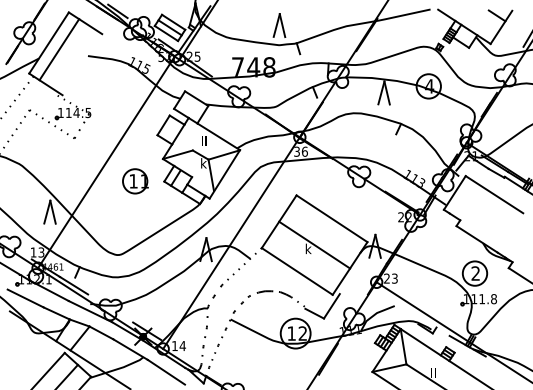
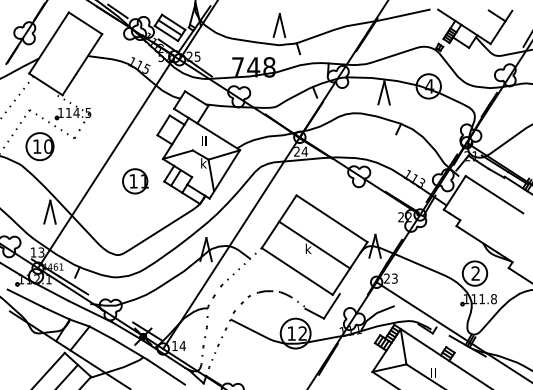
line position: (59, 49) -> (82, 64) (82, 64)
part: none -> present (39, 146)
text: 36 -> 24 (300, 151)
